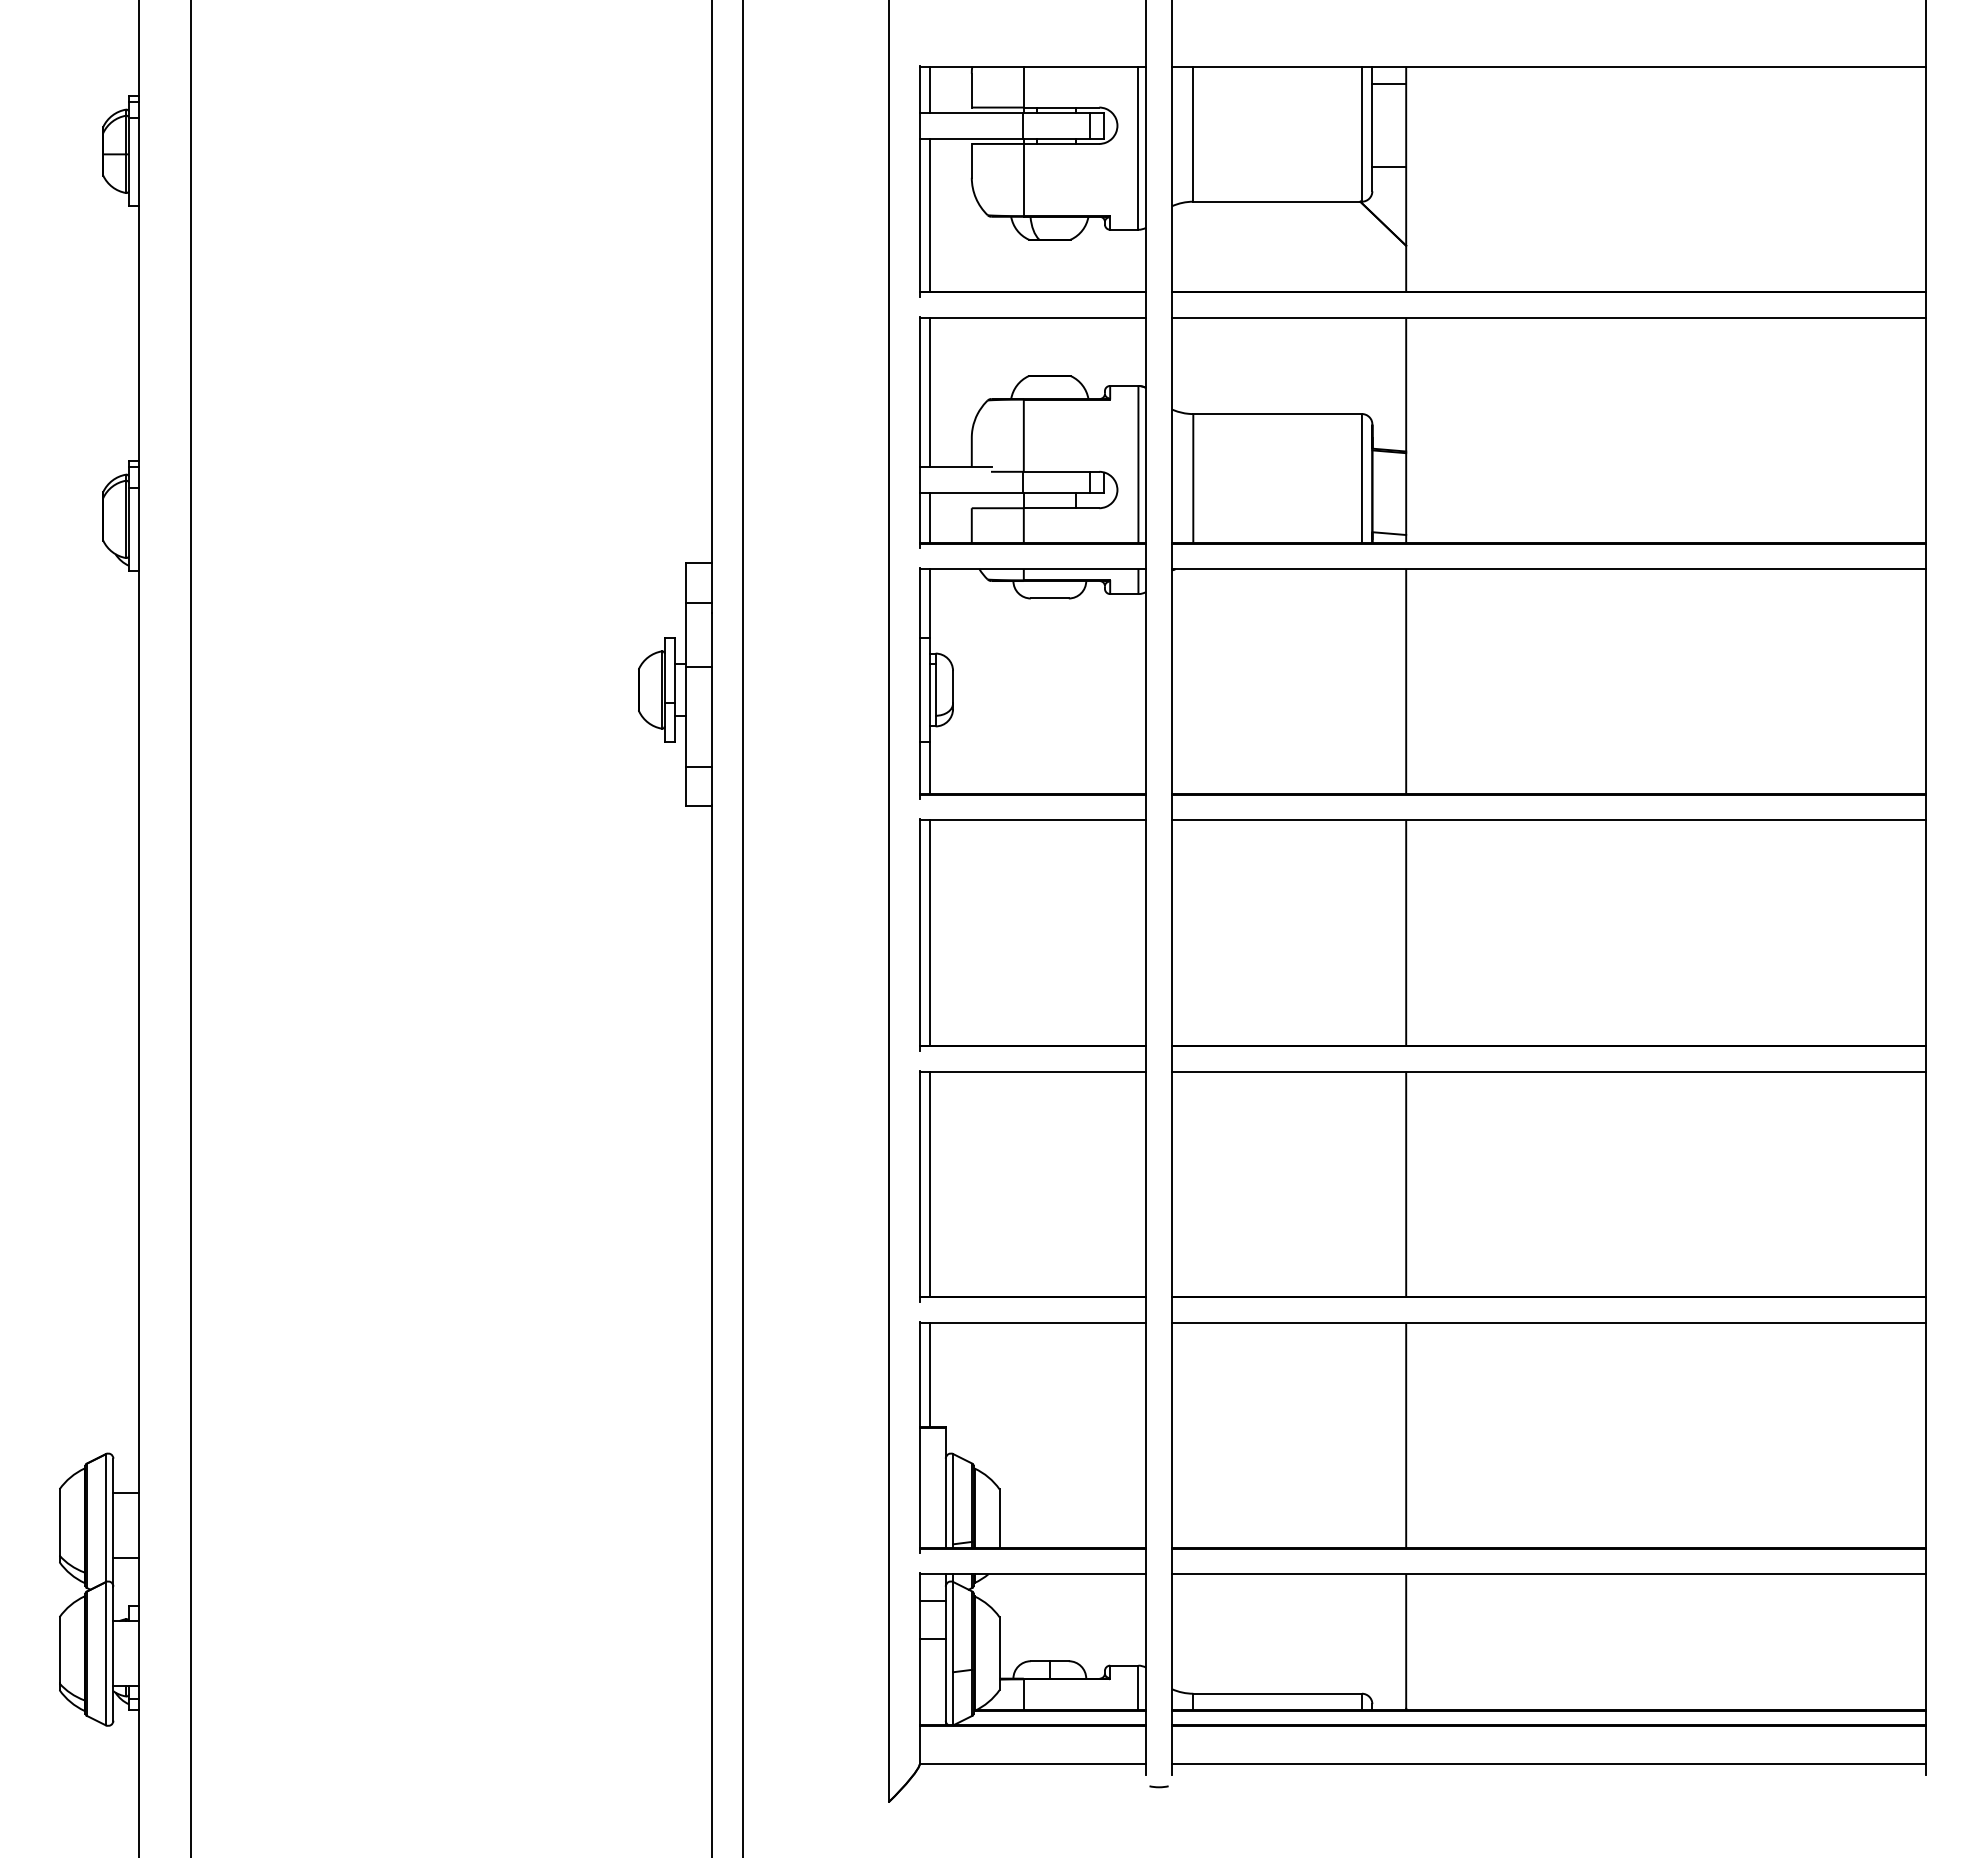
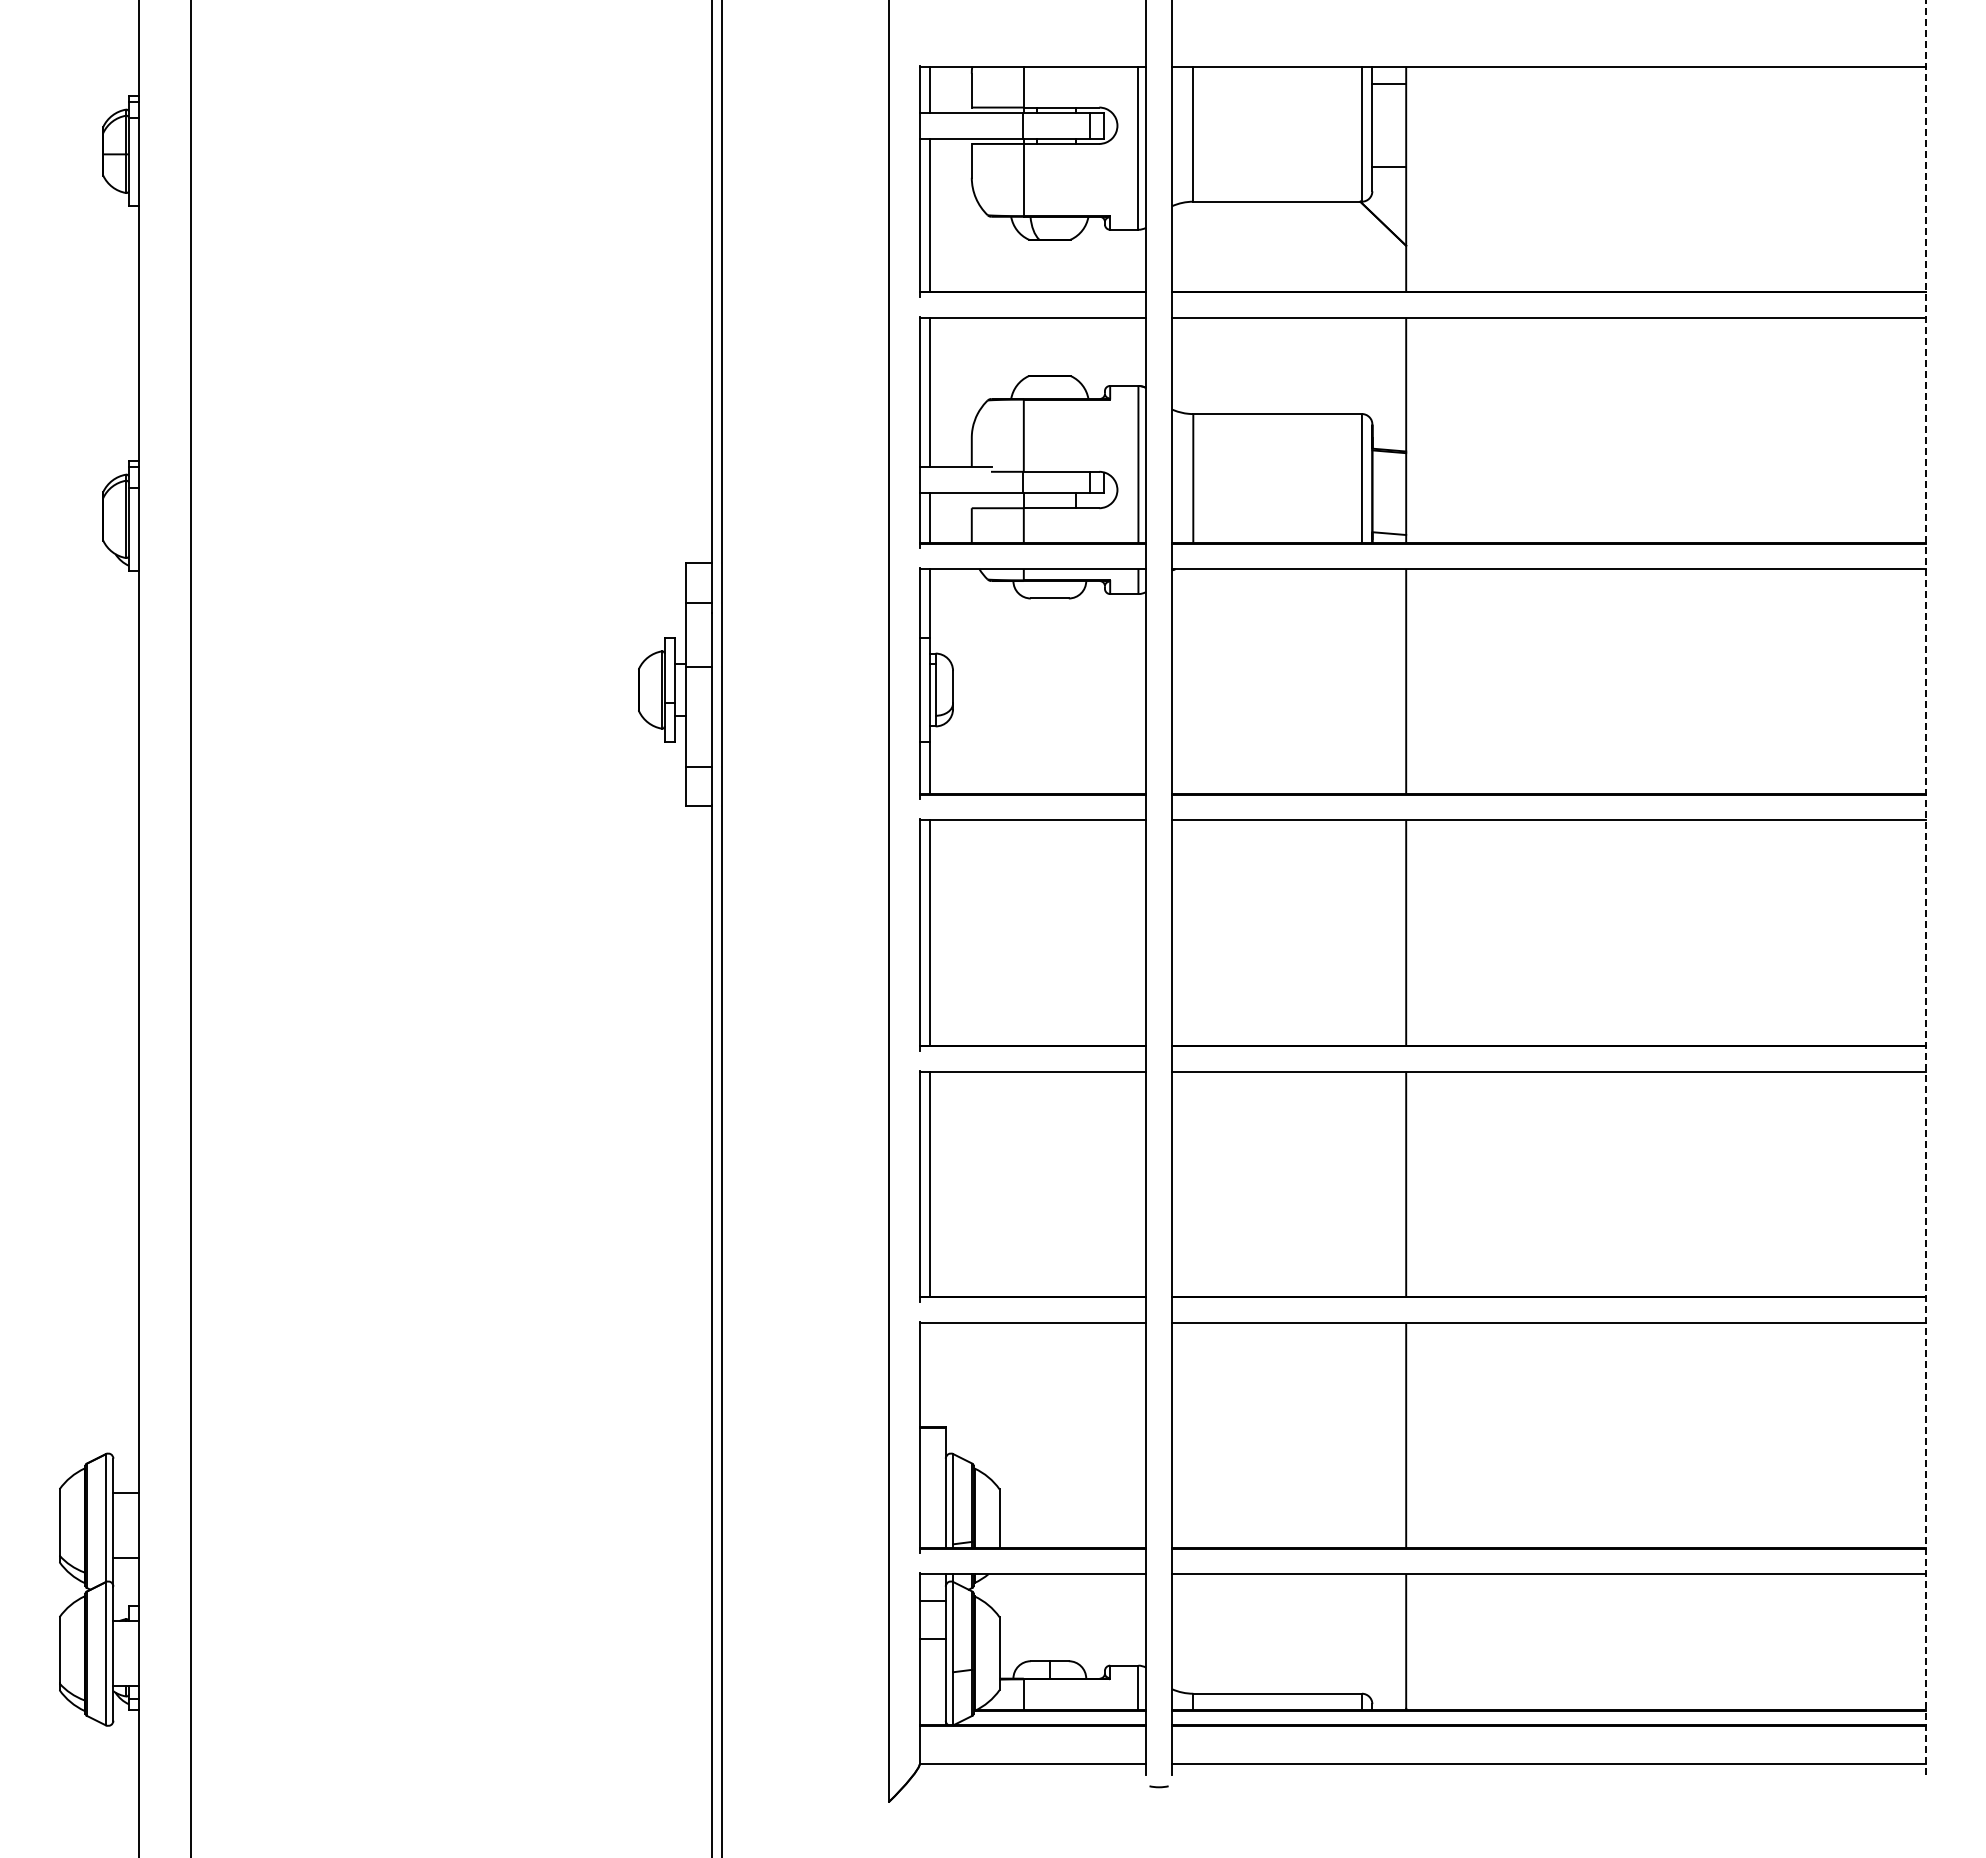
line: solid -> dashed (1926, 887)
line position: (742, 928) -> (721, 928) (721, 928)
line: present -> none (930, 1374)
